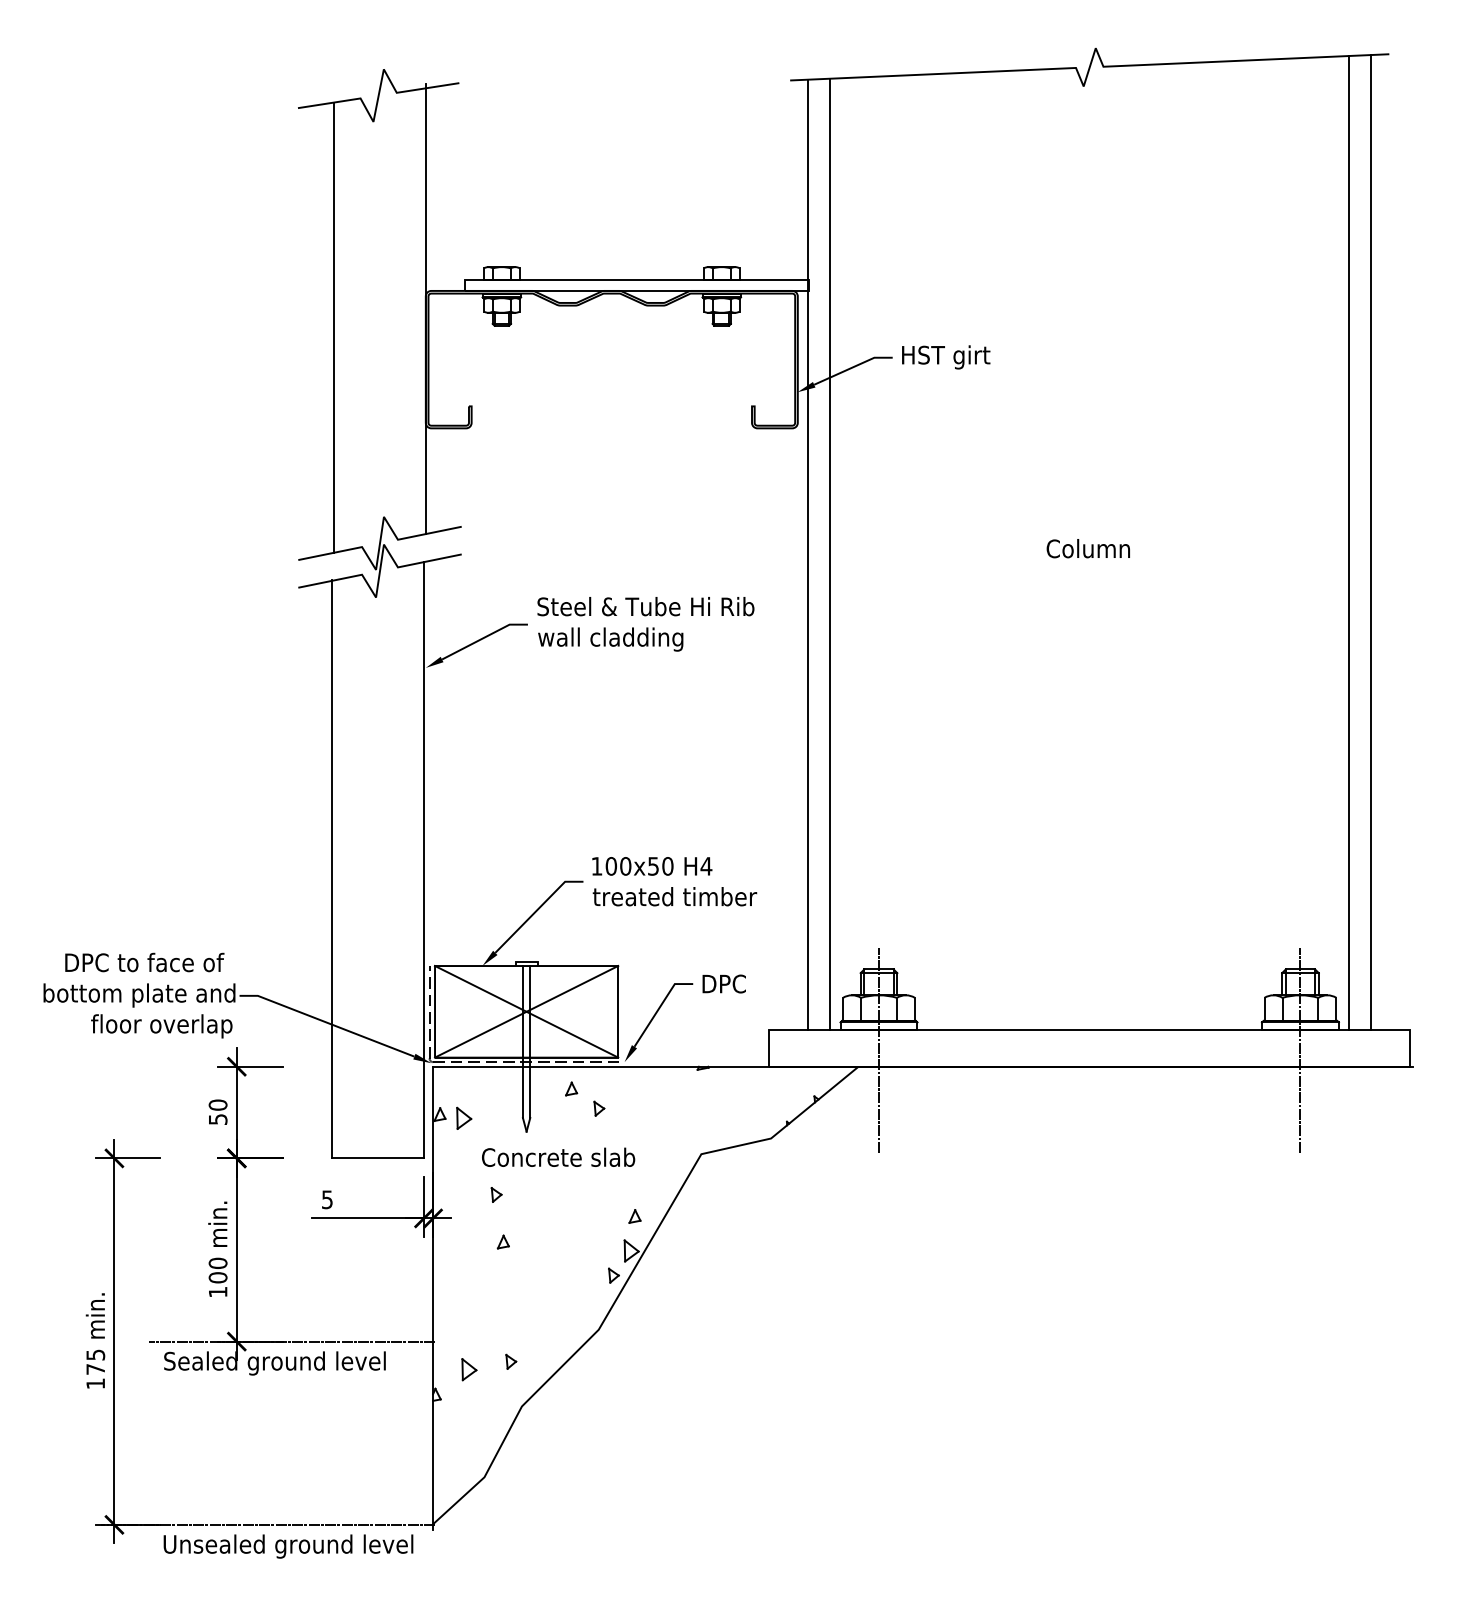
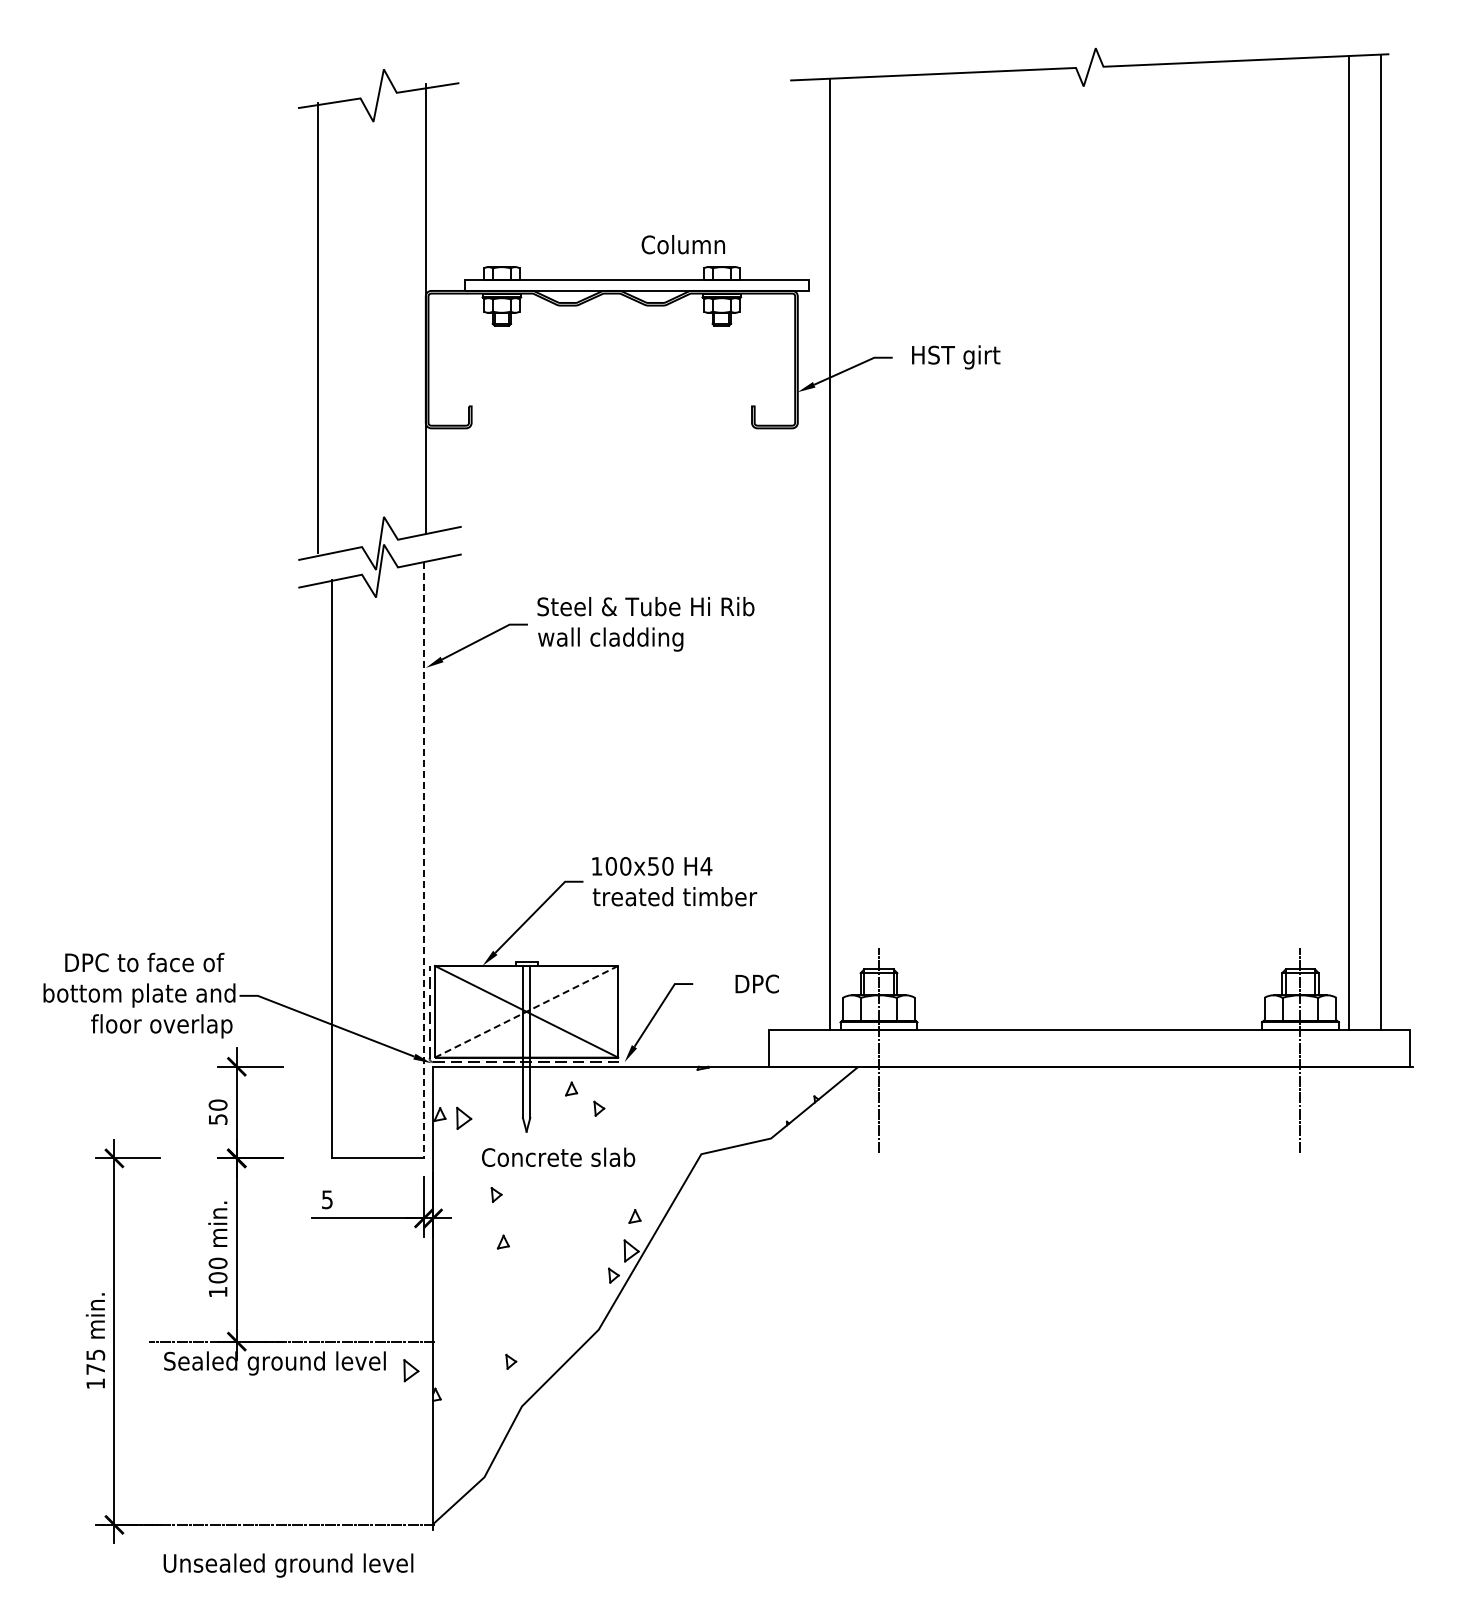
line position: (334, 327) -> (318, 327) (318, 327)
text position: (946, 357) -> (956, 357) (956, 357)
line position: (1371, 542) -> (1381, 542) (1381, 542)
text position: (1087, 548) -> (682, 244) (682, 244)
line: present -> none (808, 554)
line: solid -> dashed (424, 860)
text position: (723, 983) -> (756, 983) (756, 983)
line: solid -> dashed (527, 1011)
part position: (469, 1369) -> (411, 1370) (411, 1370)
text position: (288, 1546) -> (288, 1565) (288, 1565)
